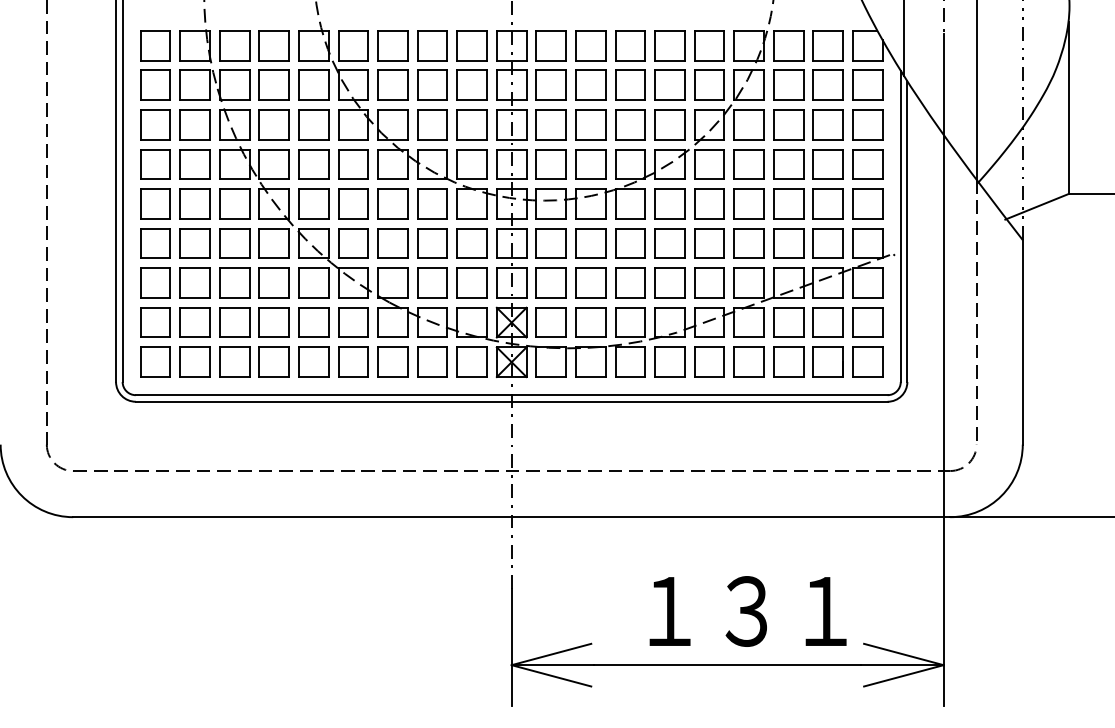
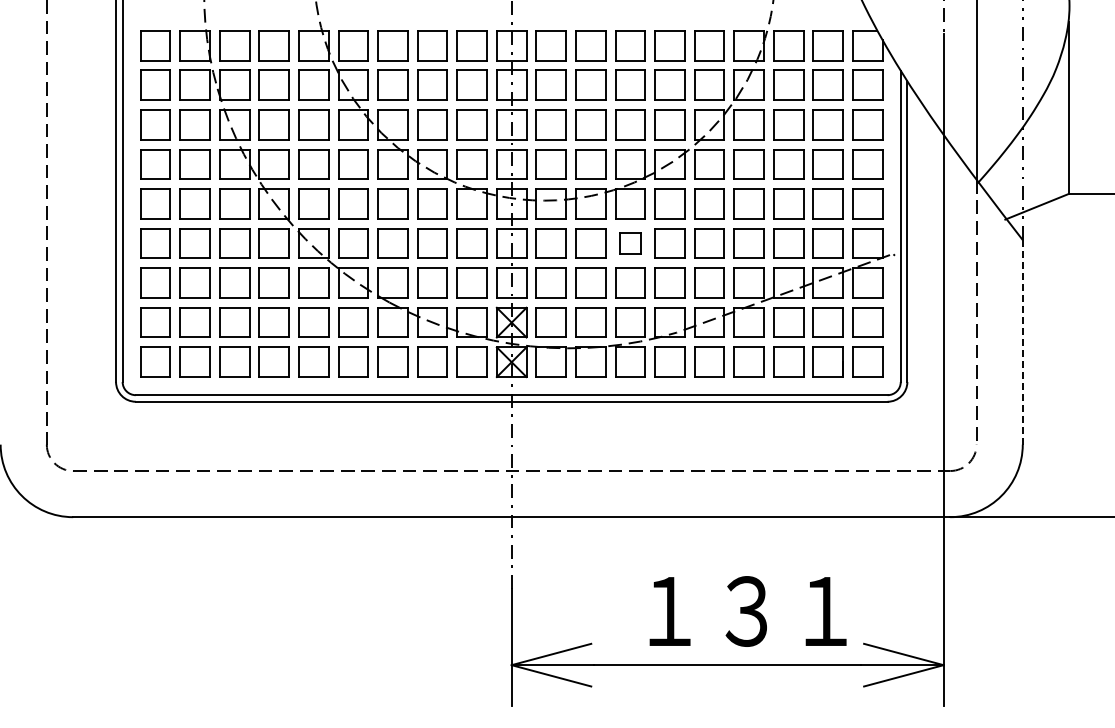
line: present -> none (904, 39)
part size: 31x31 px -> 23x23 px (630, 243)
line: solid -> dashed (1022, 341)
